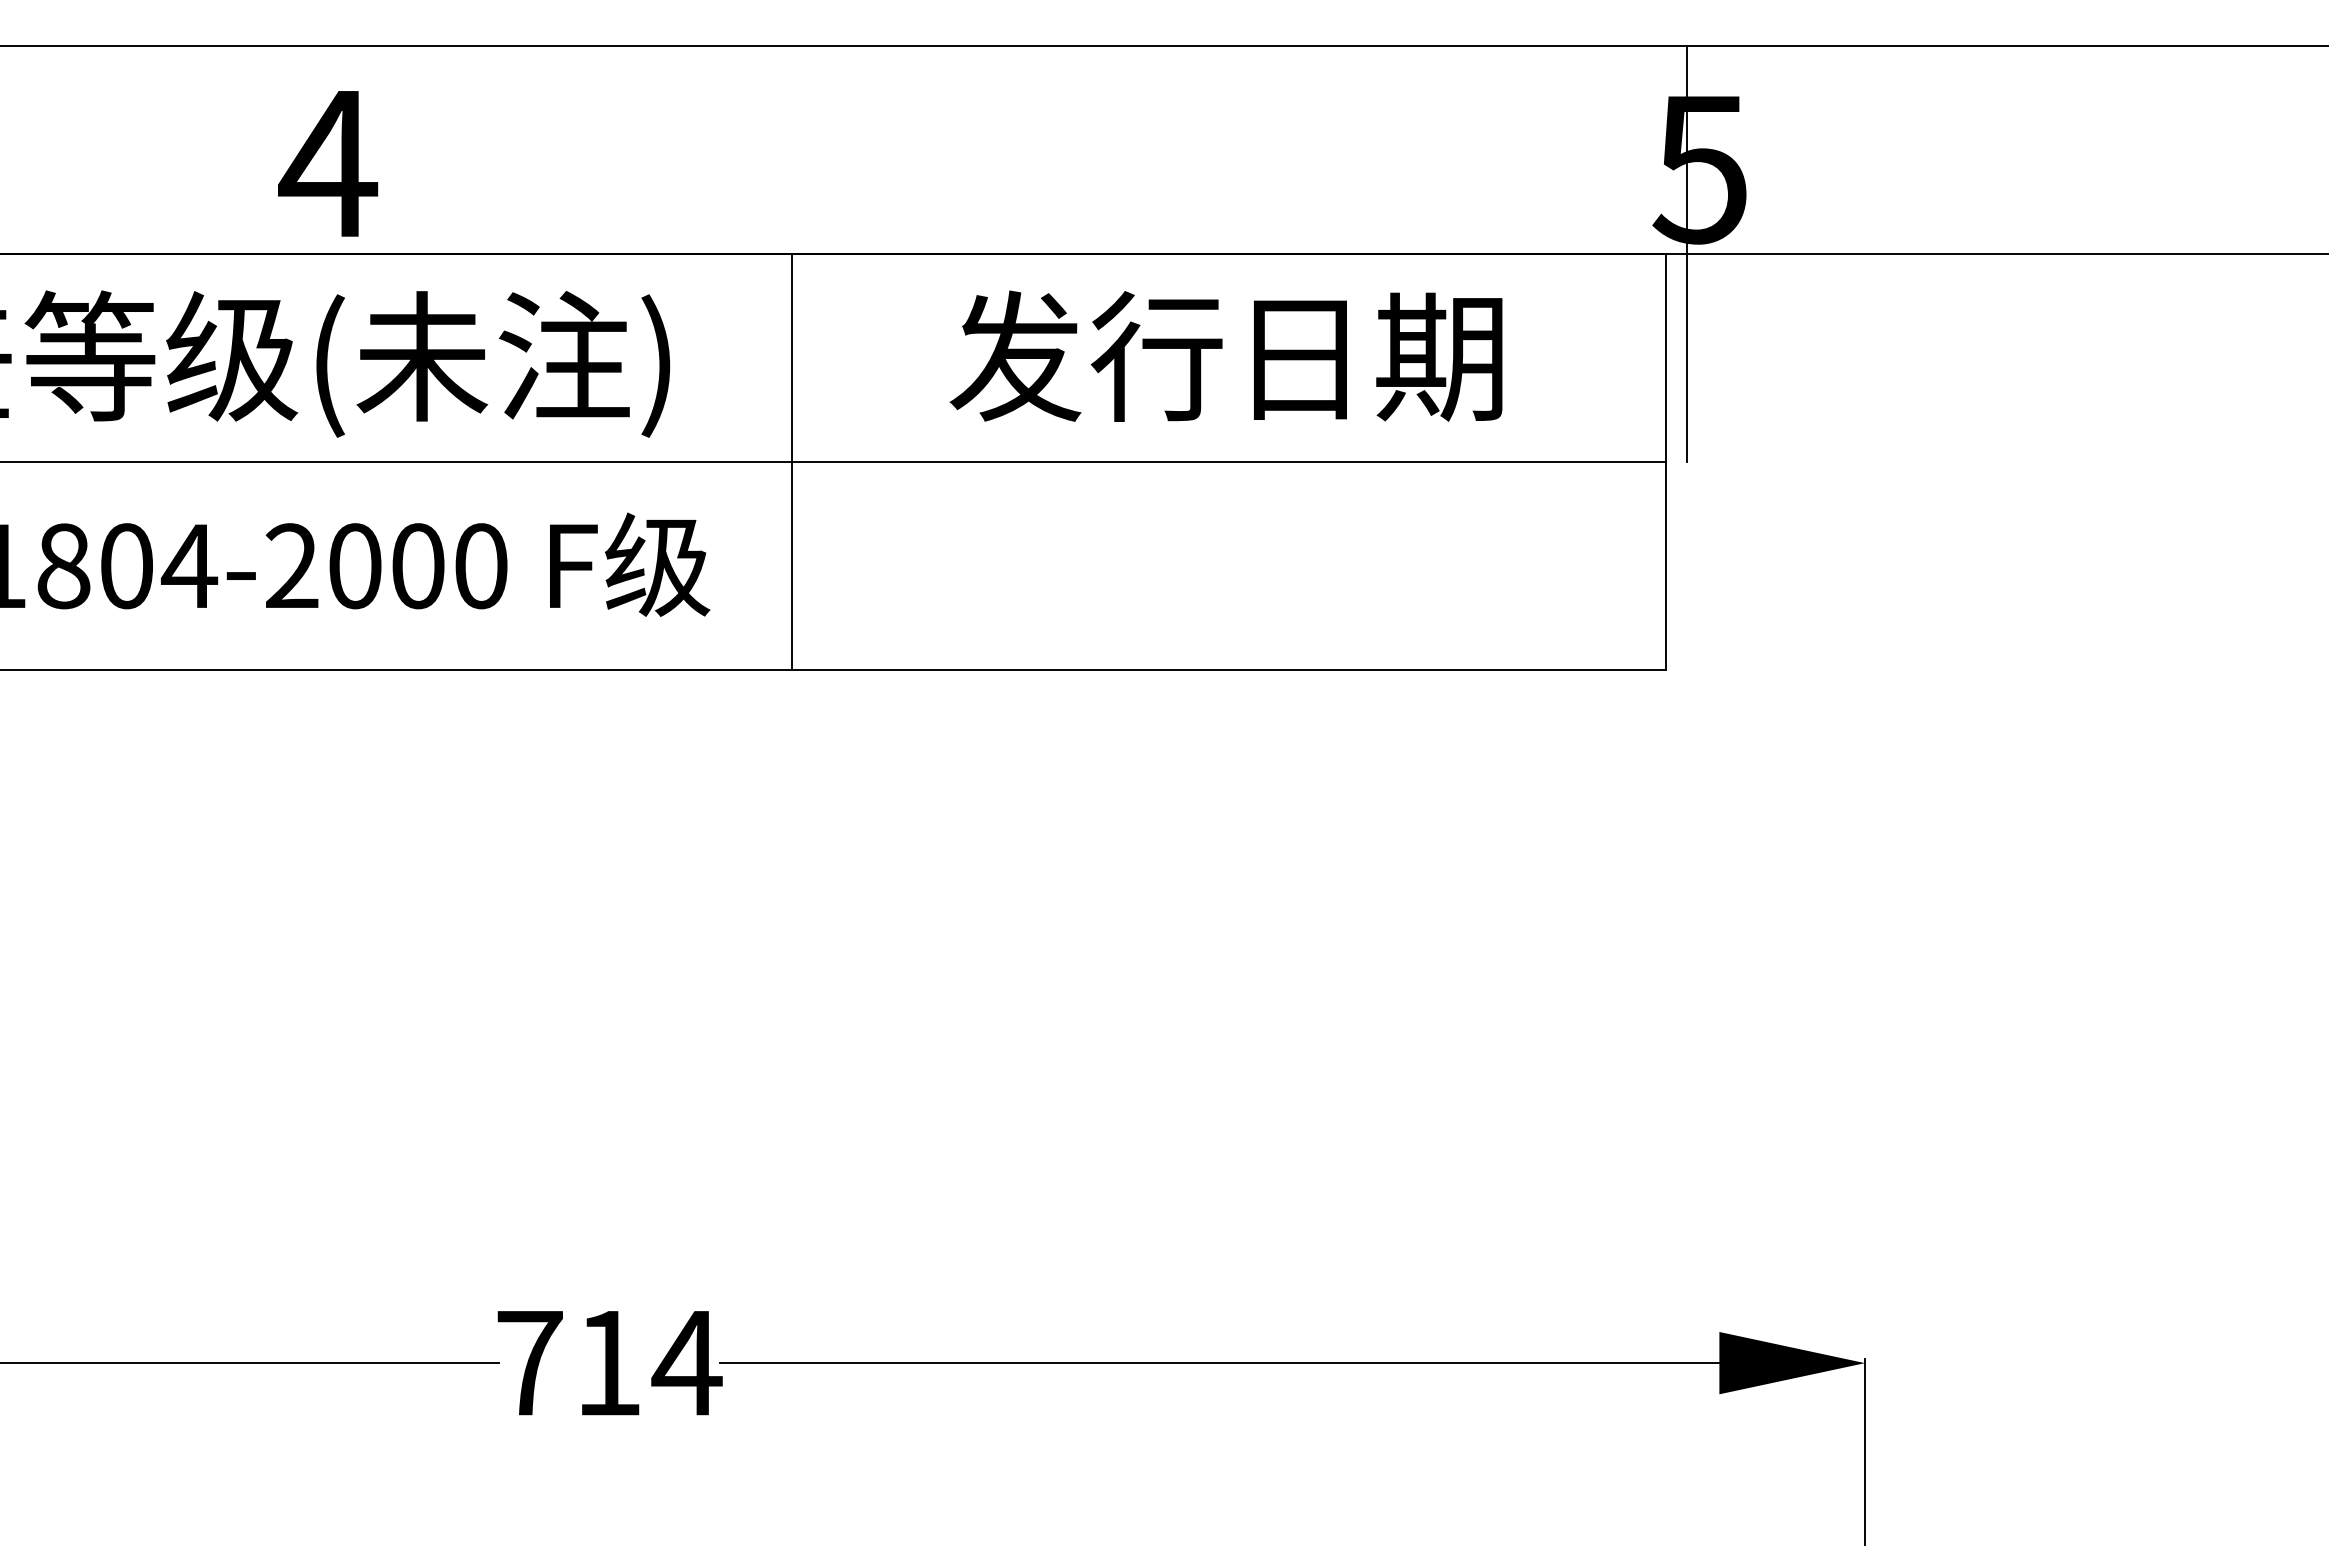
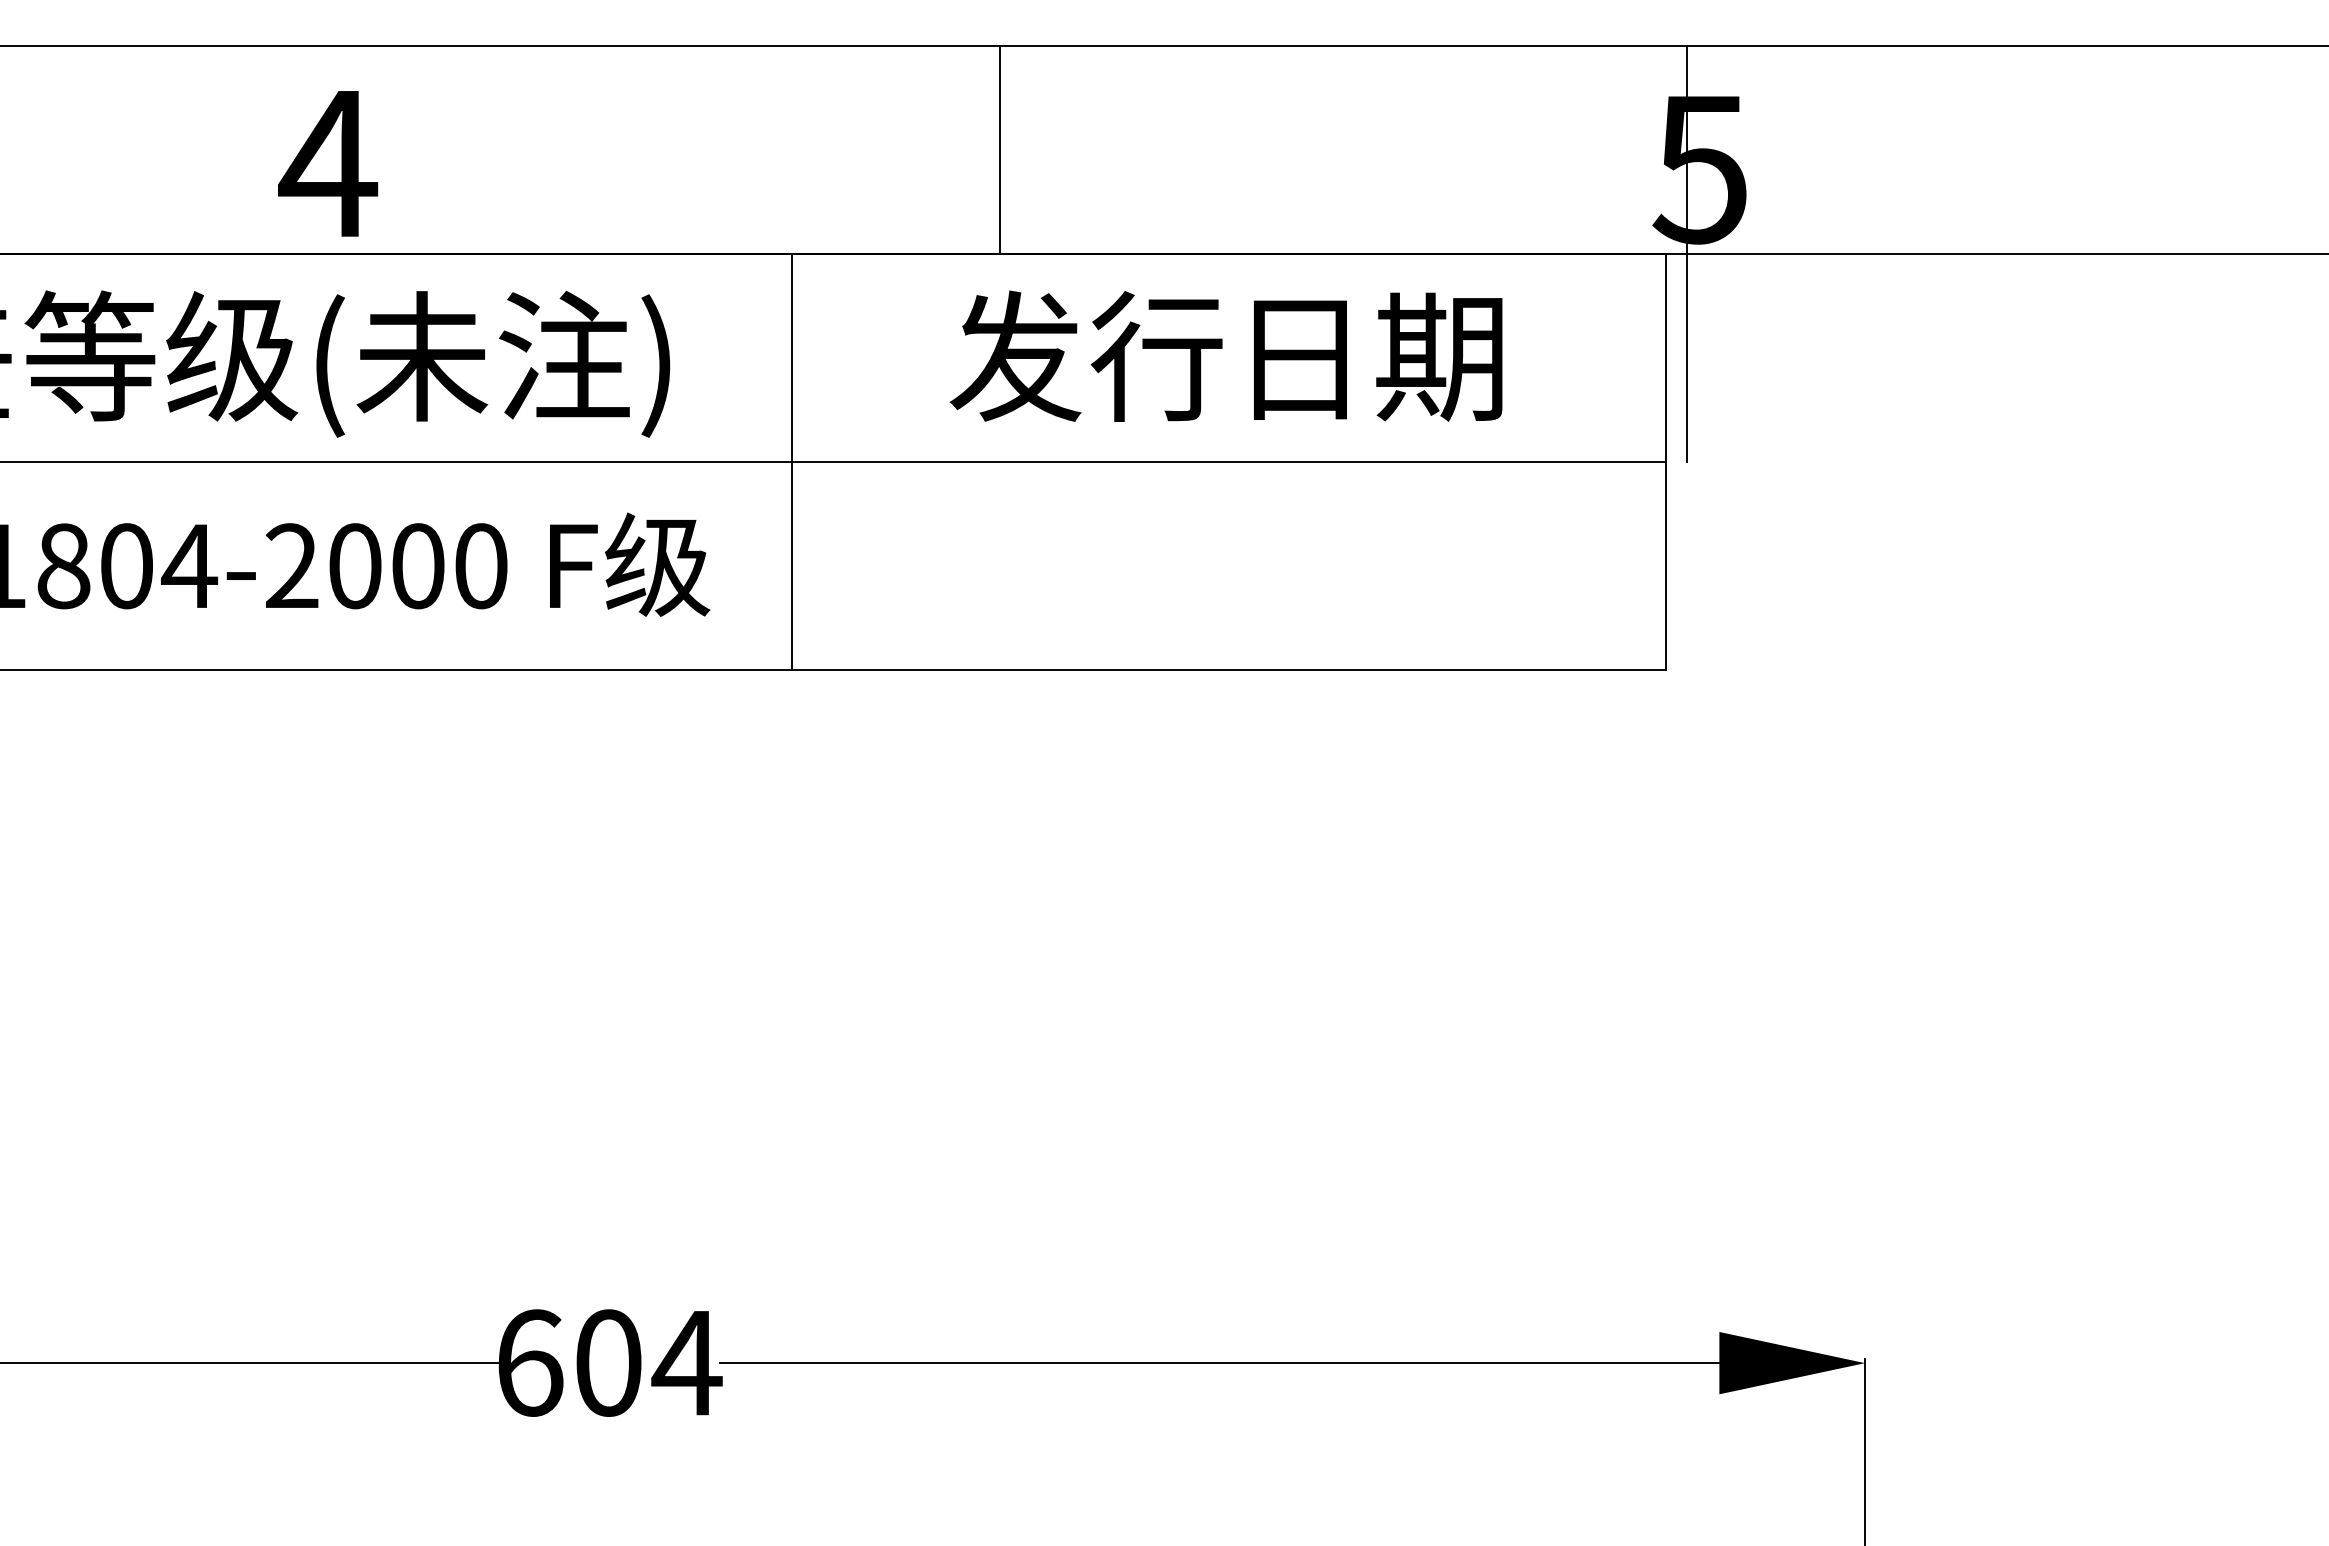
line: none -> present (1000, 150)
text: 714 -> 604 (569, 1362)
